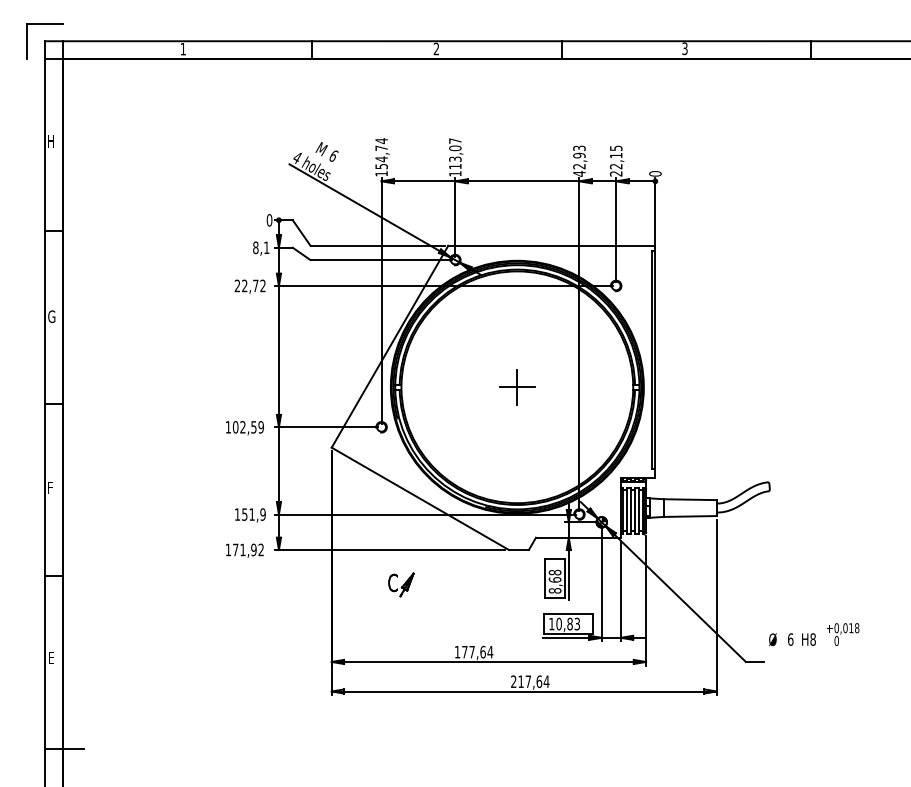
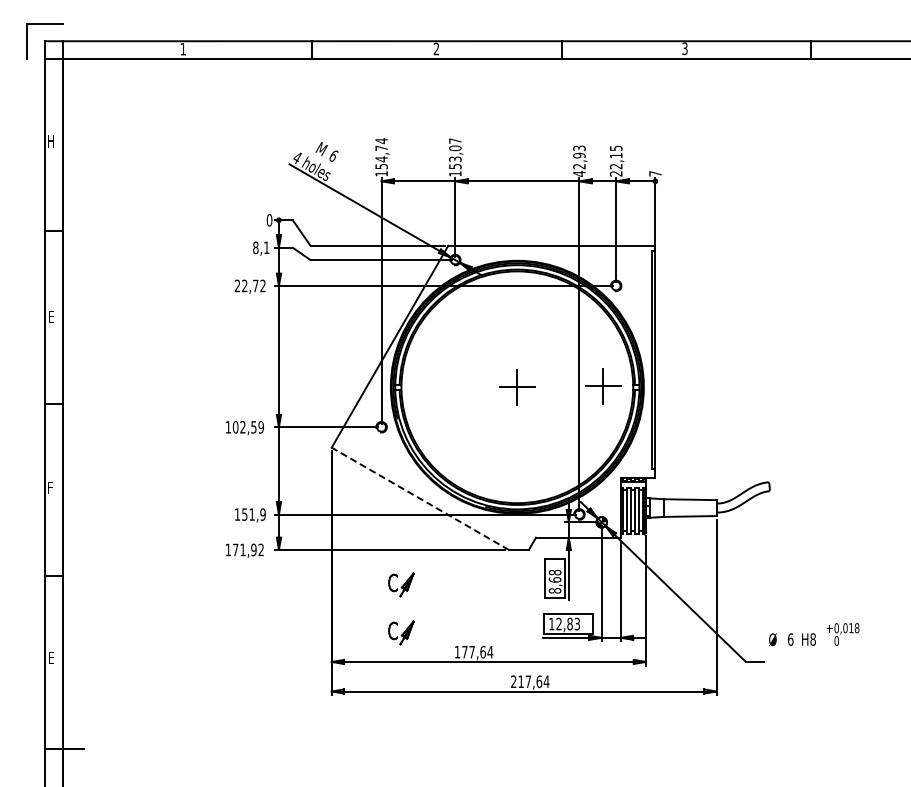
text: 113,07 -> 153,07 (455, 166)
text: 0 -> 7 (655, 173)
text: G -> E (51, 316)
part: none -> present (603, 386)
line: solid -> dashed (419, 498)
text: 10,83 -> 12,83 (558, 623)
part: none -> present (401, 632)
